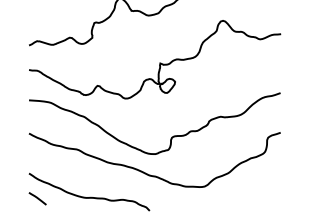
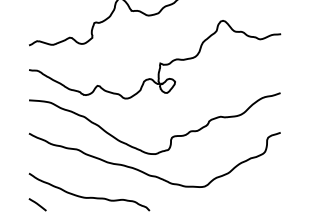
line position: (37, 198) -> (37, 204) (37, 204)
